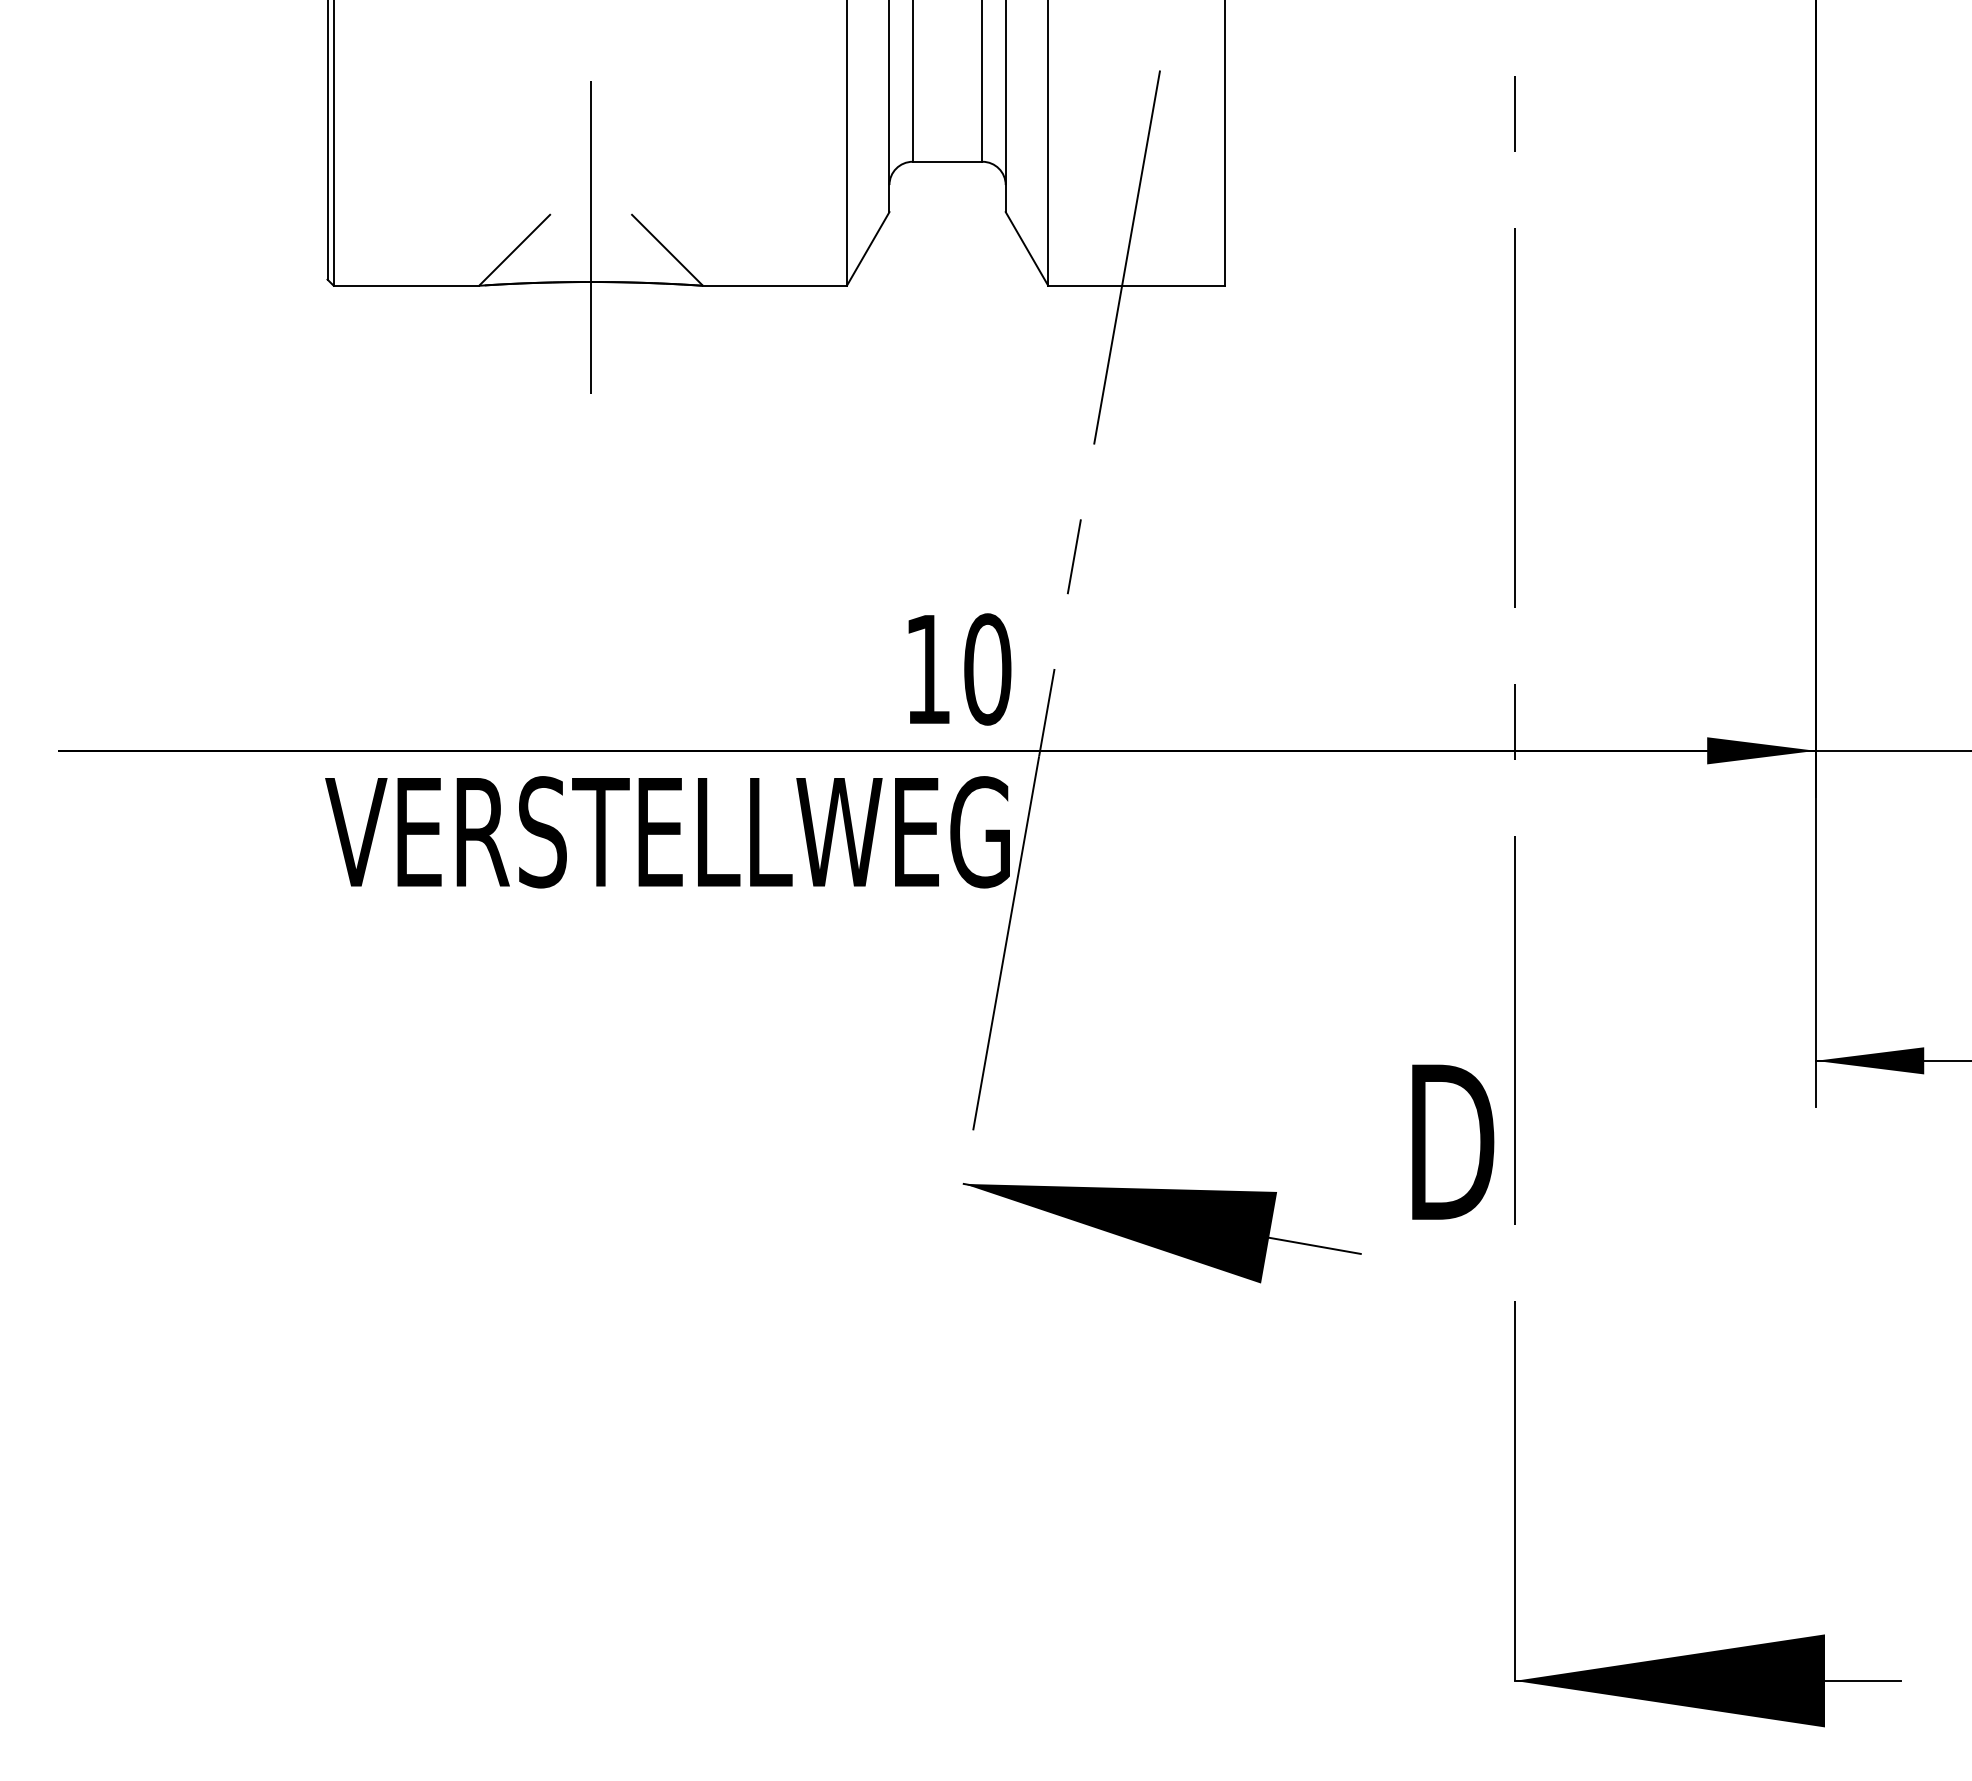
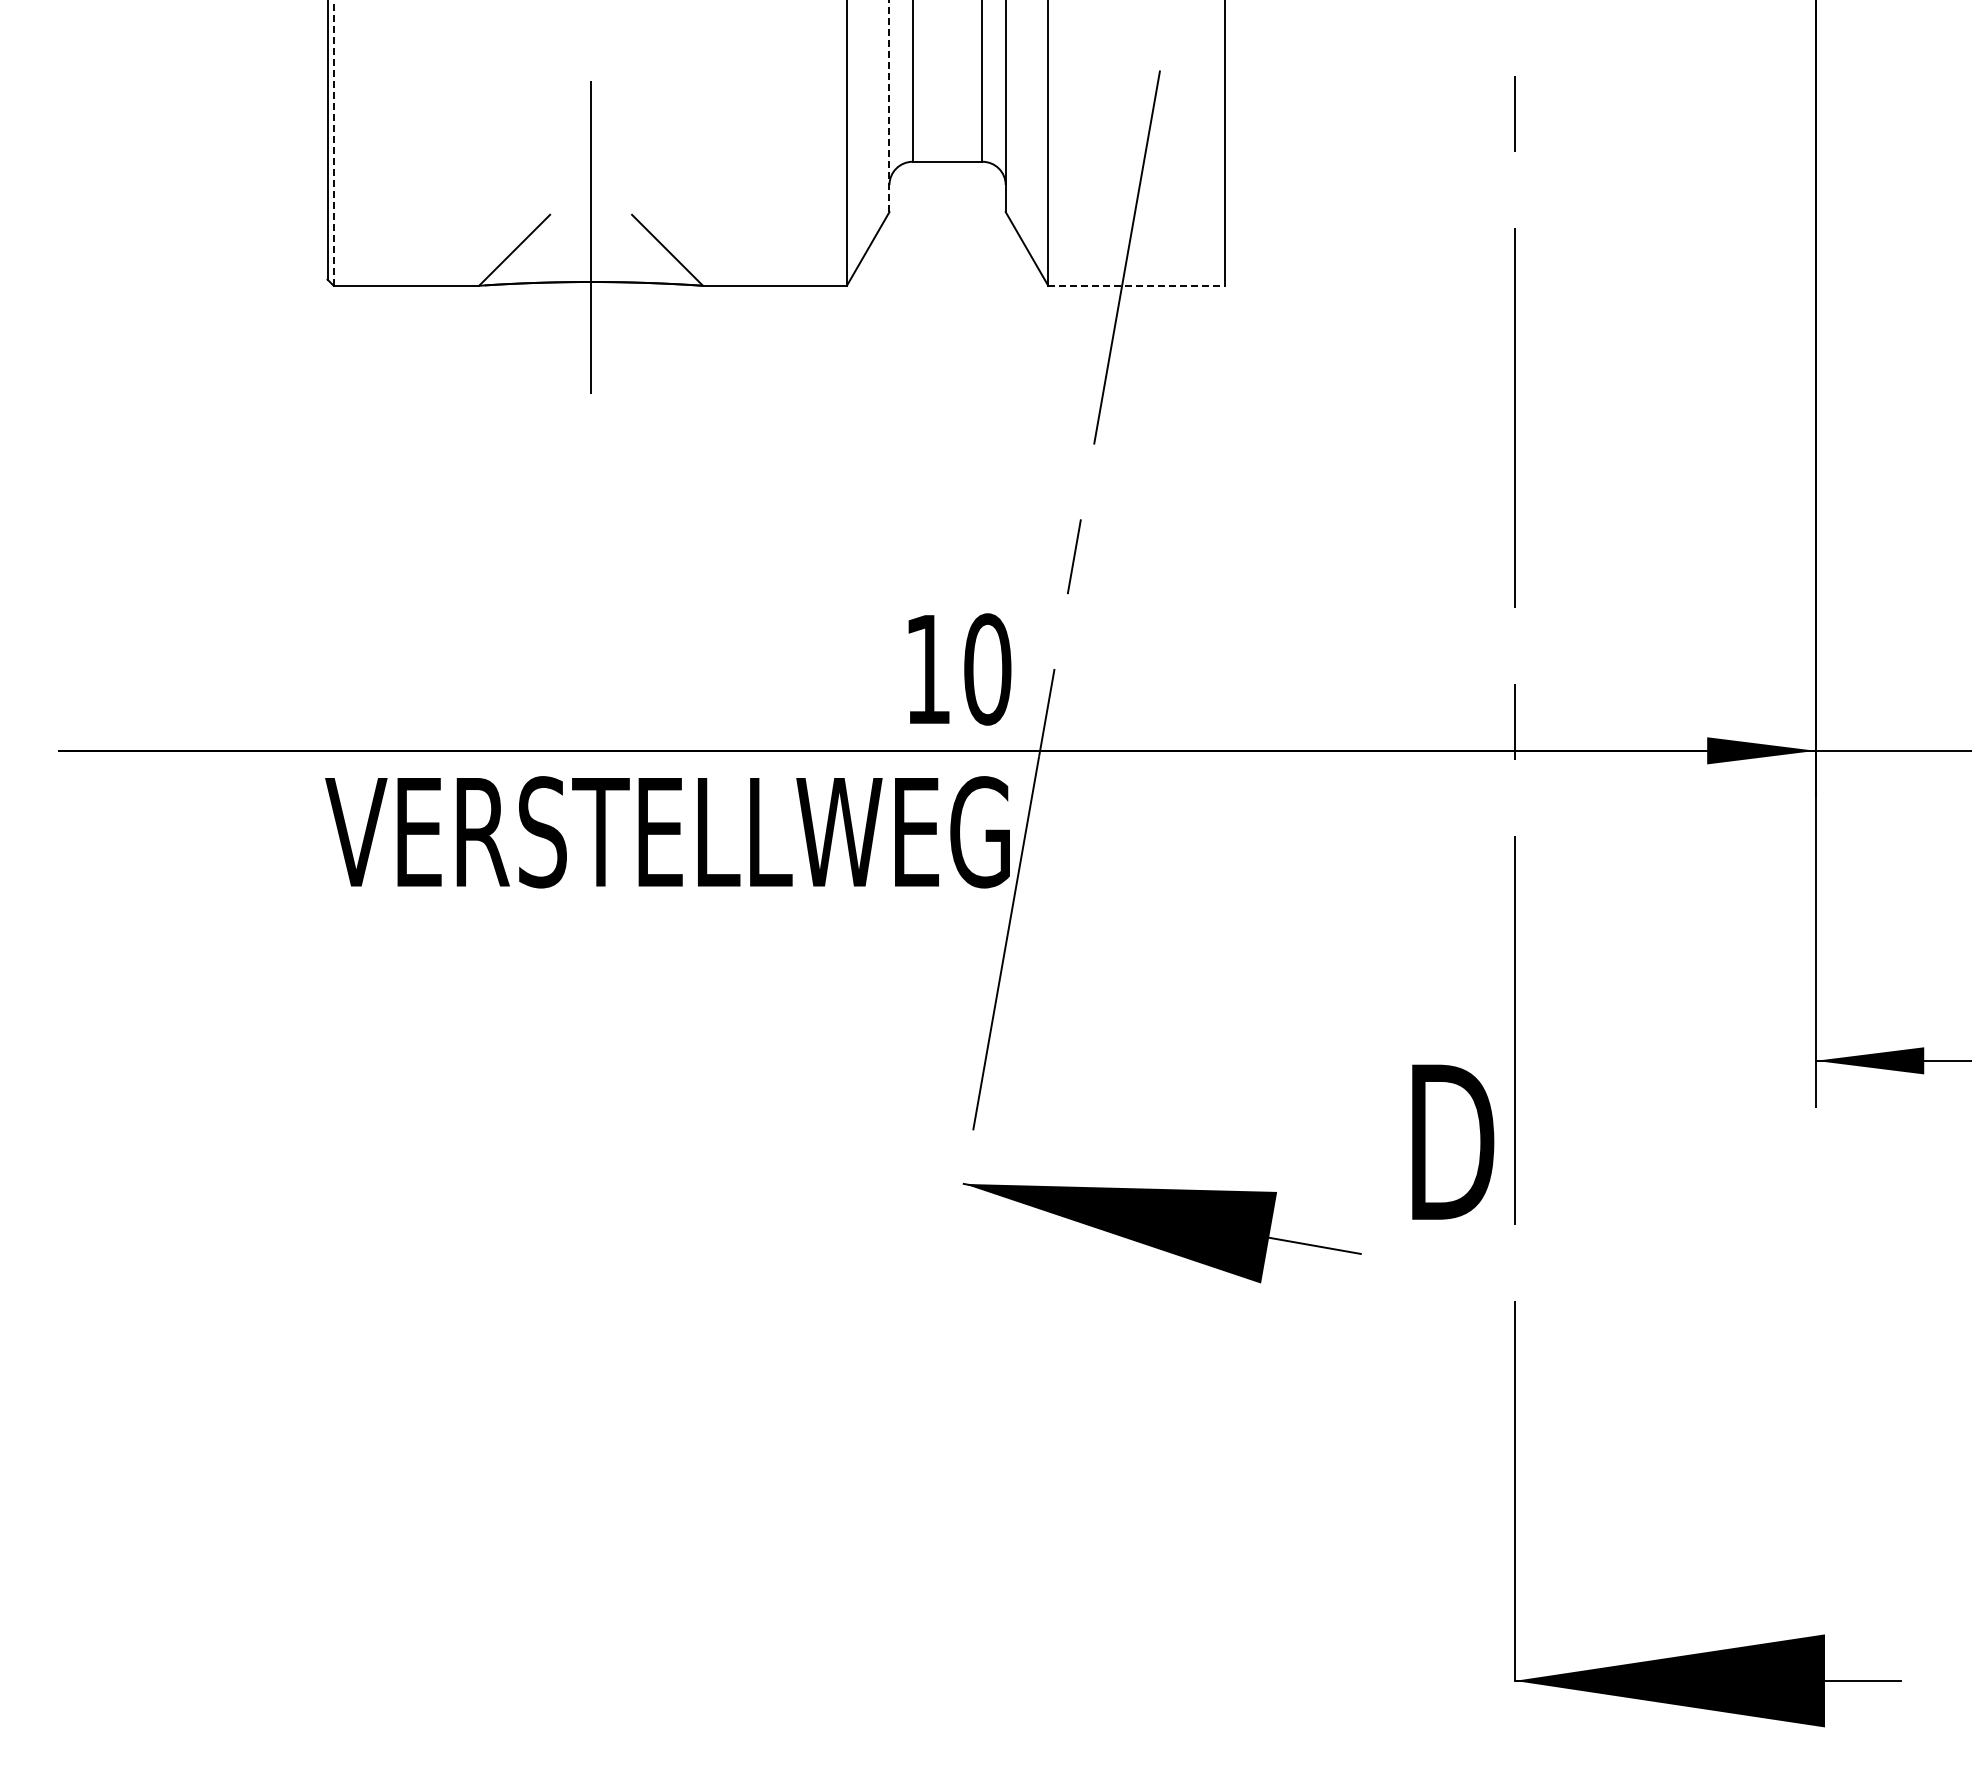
line: solid -> dashed (889, 106)
line: solid -> dashed (333, 142)
line: solid -> dashed (1137, 285)
